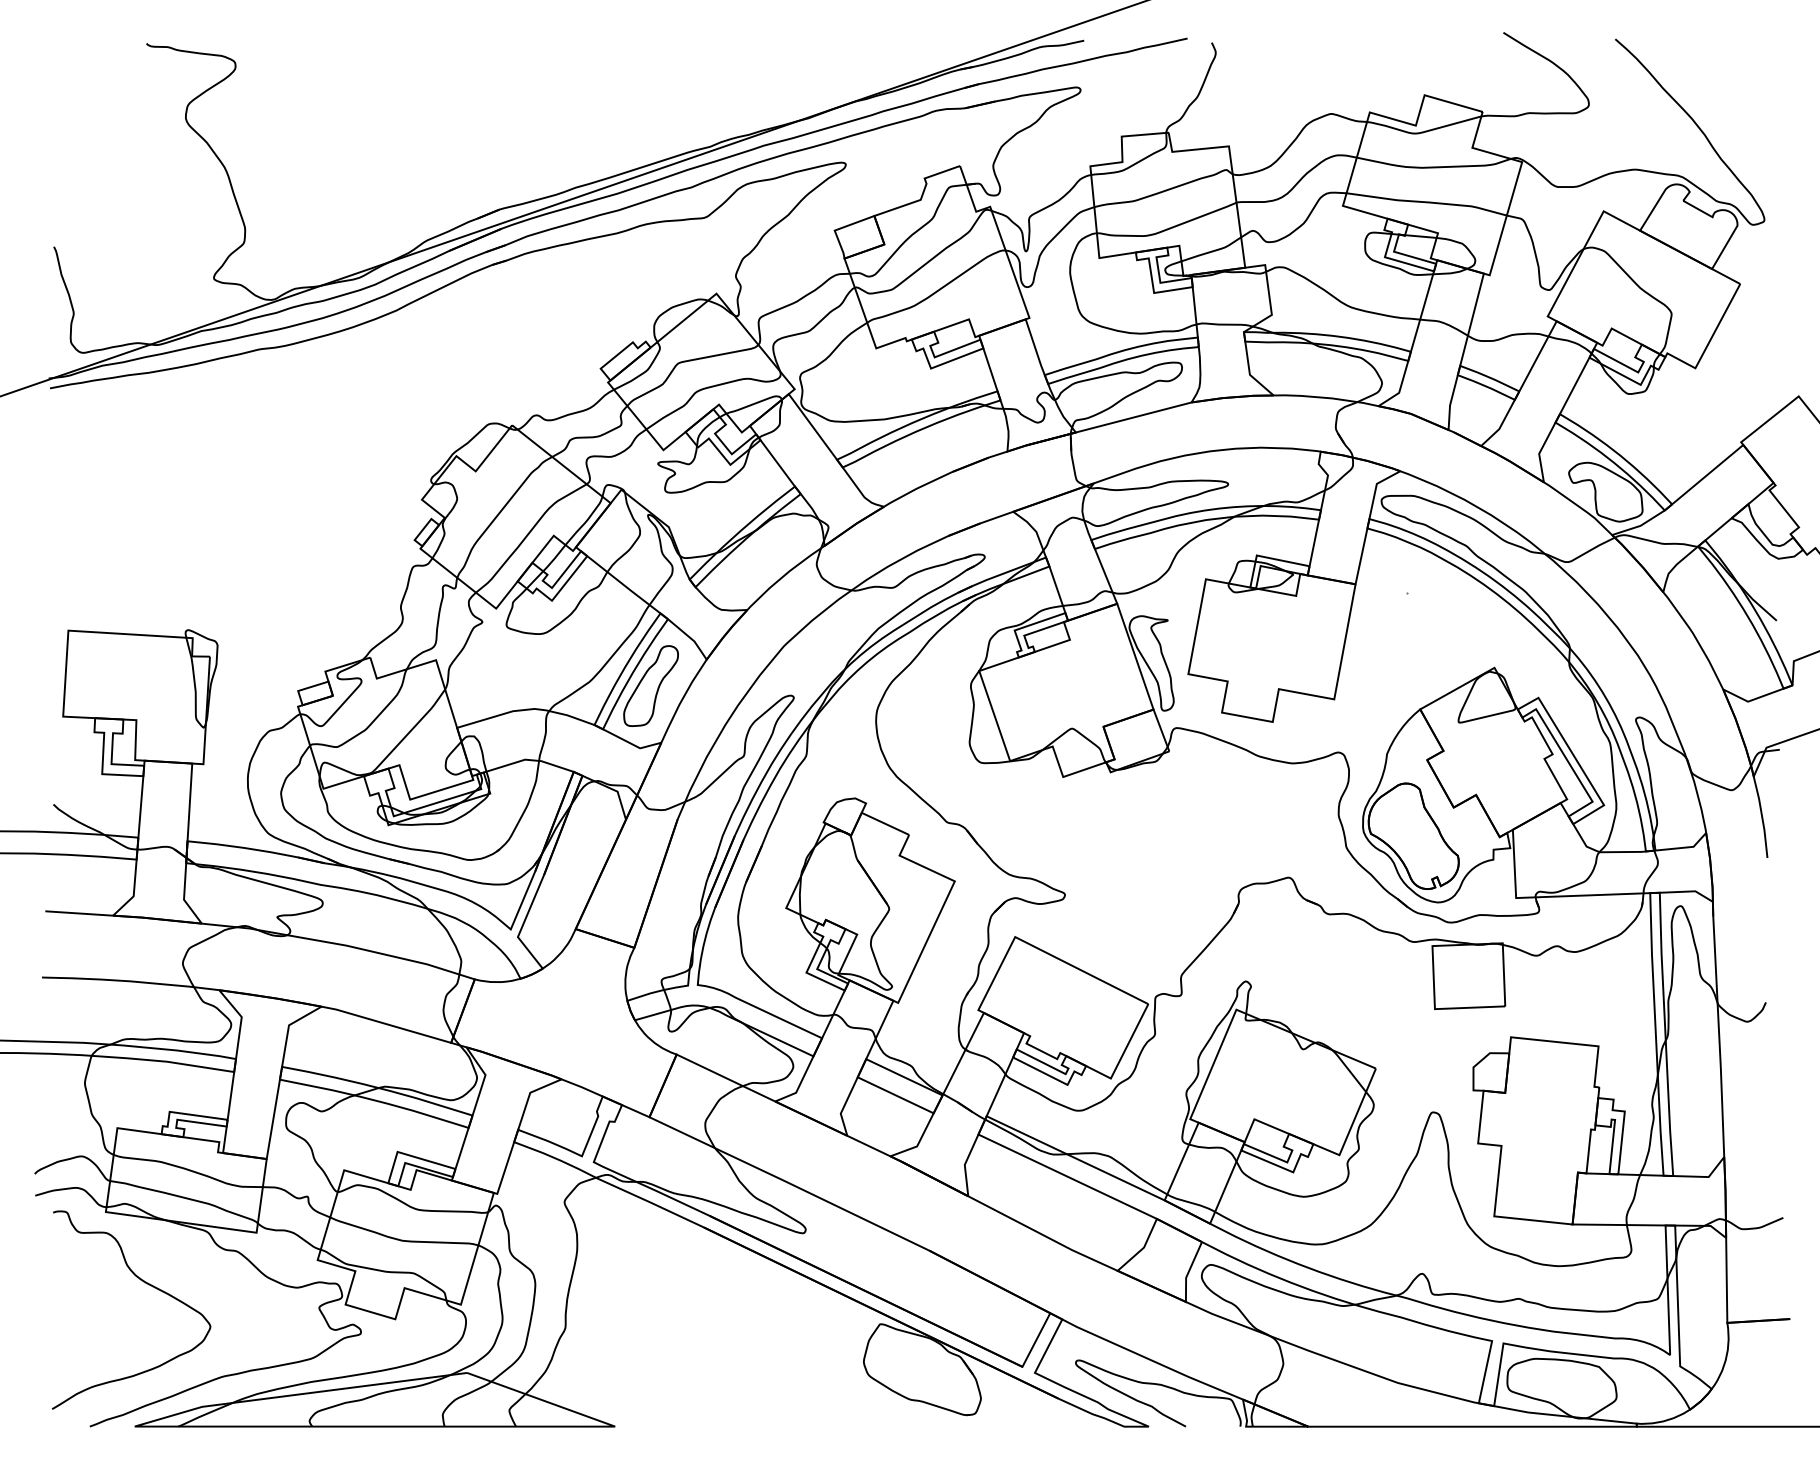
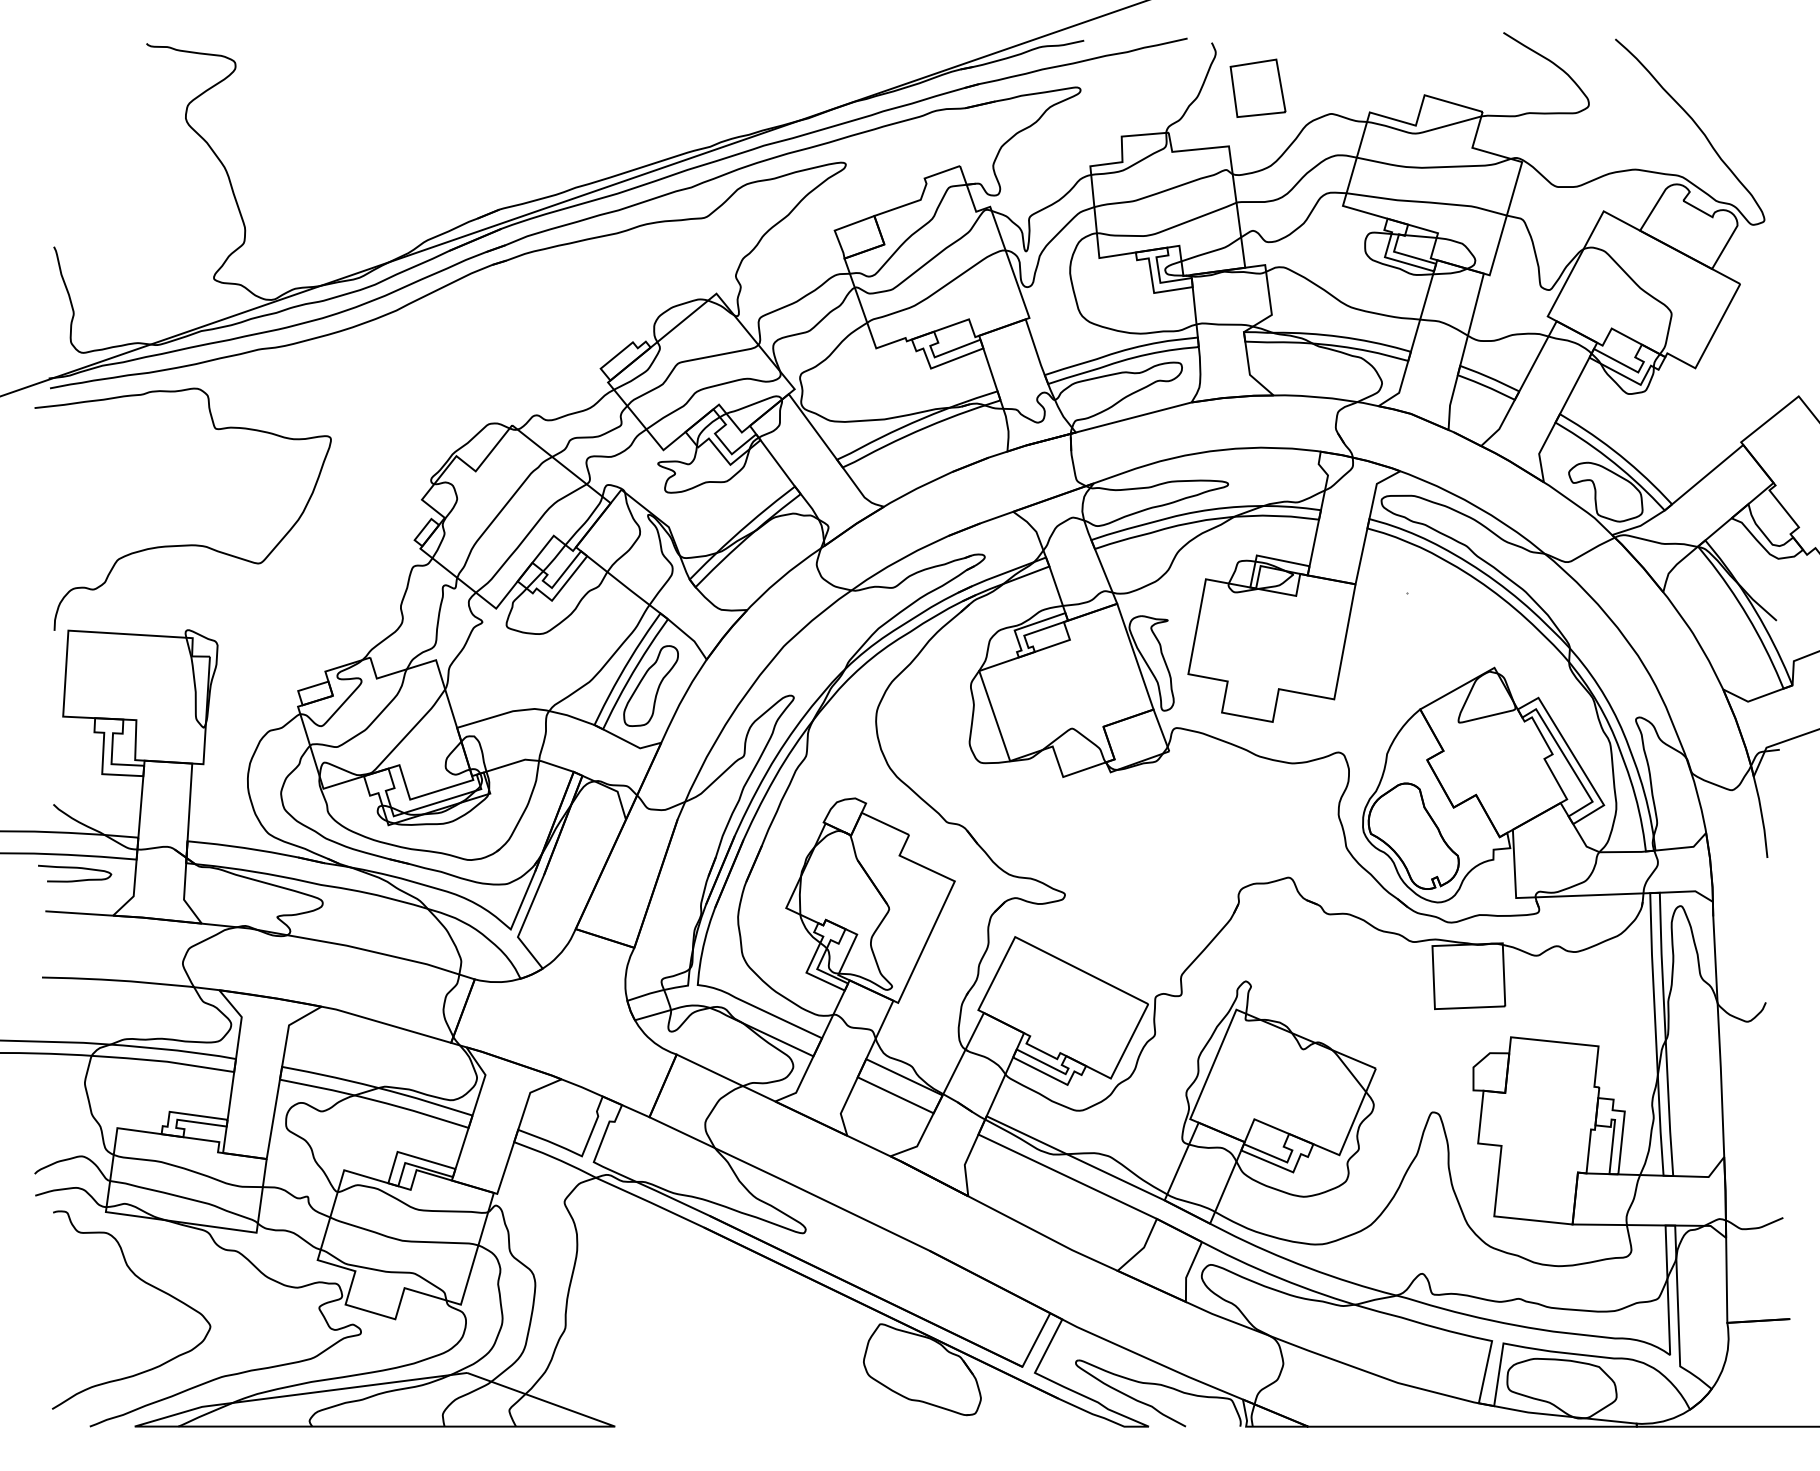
part: none -> present (1257, 87)
curve: none -> present (182, 544)
curve: none -> present (75, 868)
